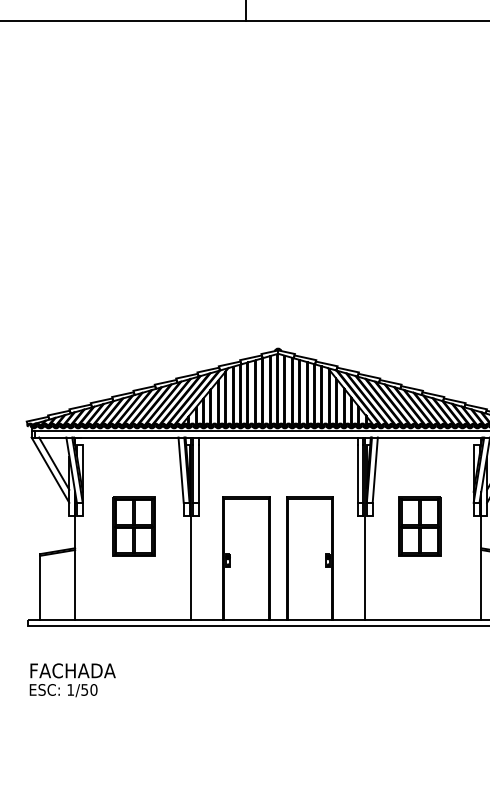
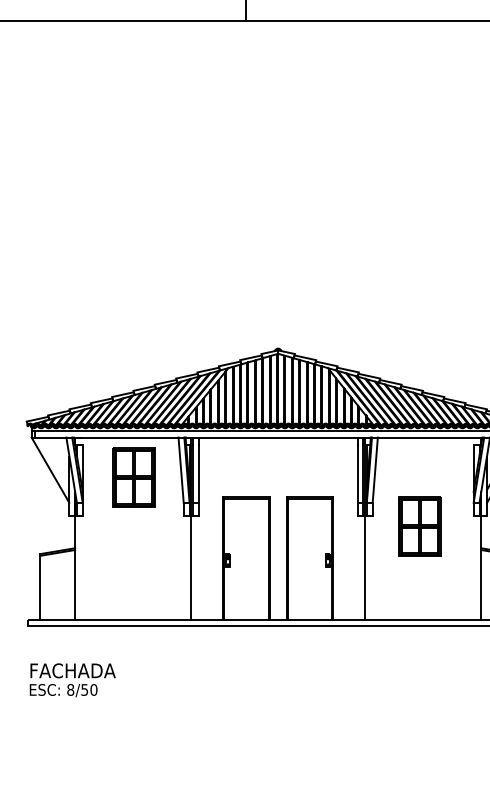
line: present -> none (54, 463)
part position: (133, 526) -> (133, 477) (133, 477)
text: 1/50 -> 8/50 (70, 689)
